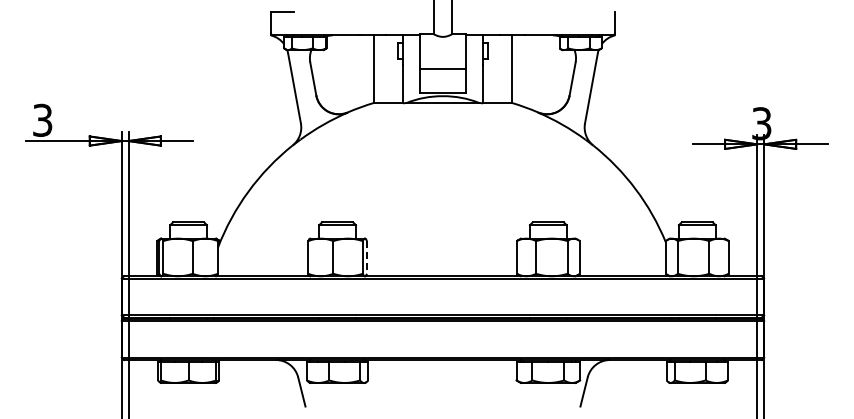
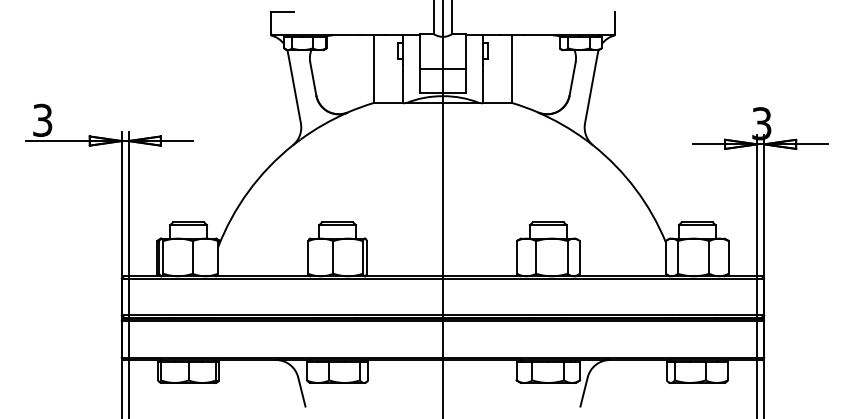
line: none -> present (442, 208)
line: dashed -> solid (367, 257)
